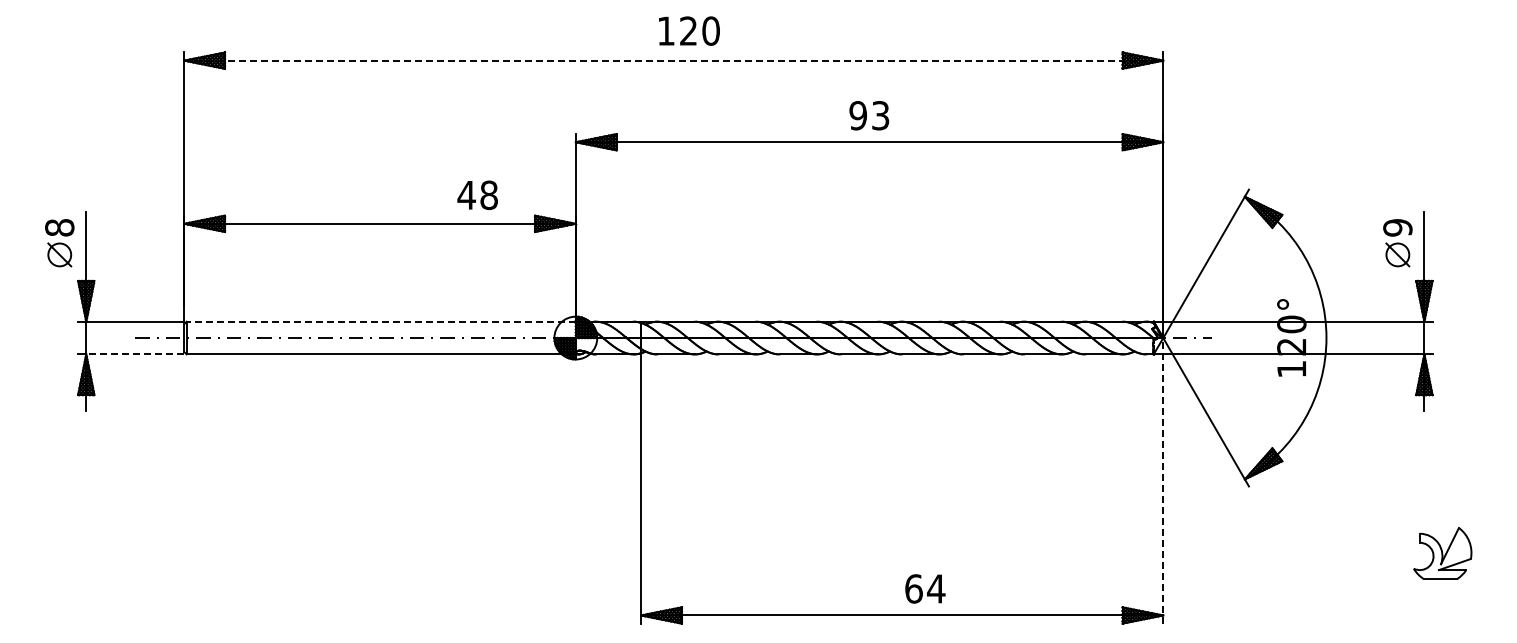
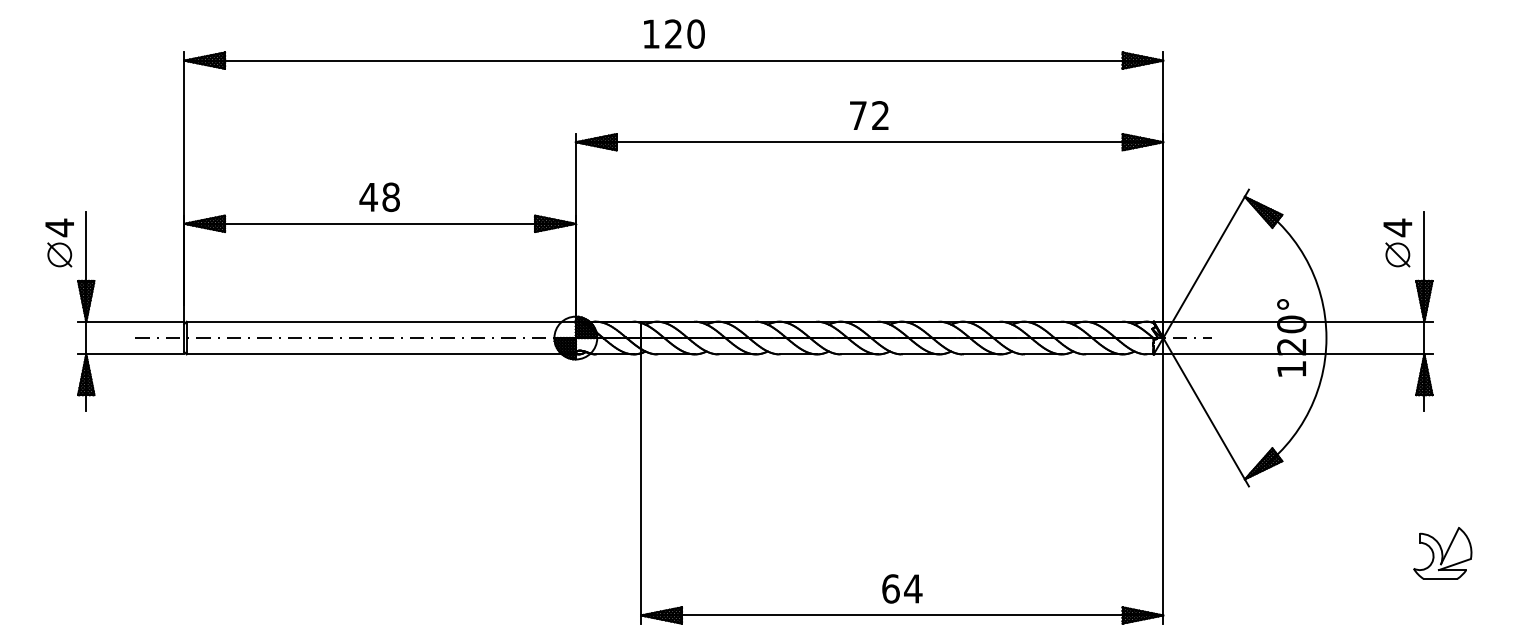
text position: (689, 30) -> (674, 33) (674, 33)
line: dashed -> solid (673, 60)
text: 93 -> 72 (869, 115)
text position: (477, 195) -> (379, 197) (379, 197)
text: 8 -> 4 (59, 227)
text: 9 -> 4 (1397, 227)
line: dashed -> solid (381, 321)
line: dashed -> solid (135, 354)
line: dashed -> solid (1163, 480)
text position: (925, 588) -> (902, 588) (902, 588)
